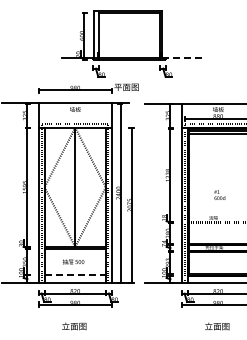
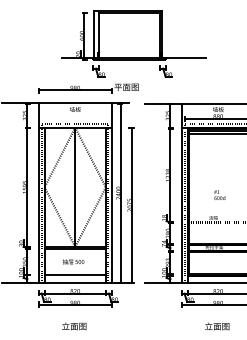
line: dashed -> solid (184, 58)
line: dashed -> solid (75, 275)
